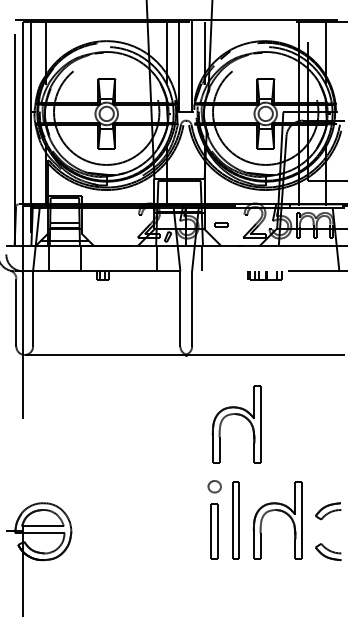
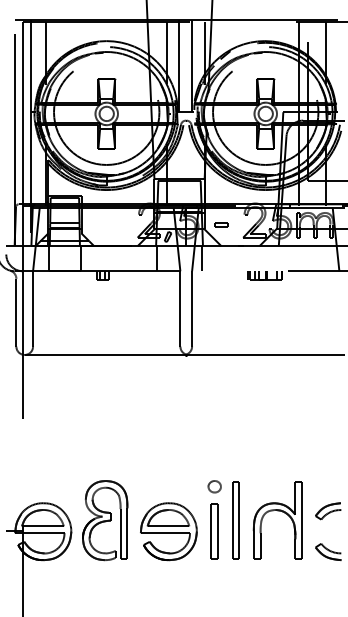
part: present -> none (236, 415)
part: none -> present (105, 520)
part: none -> present (168, 531)
